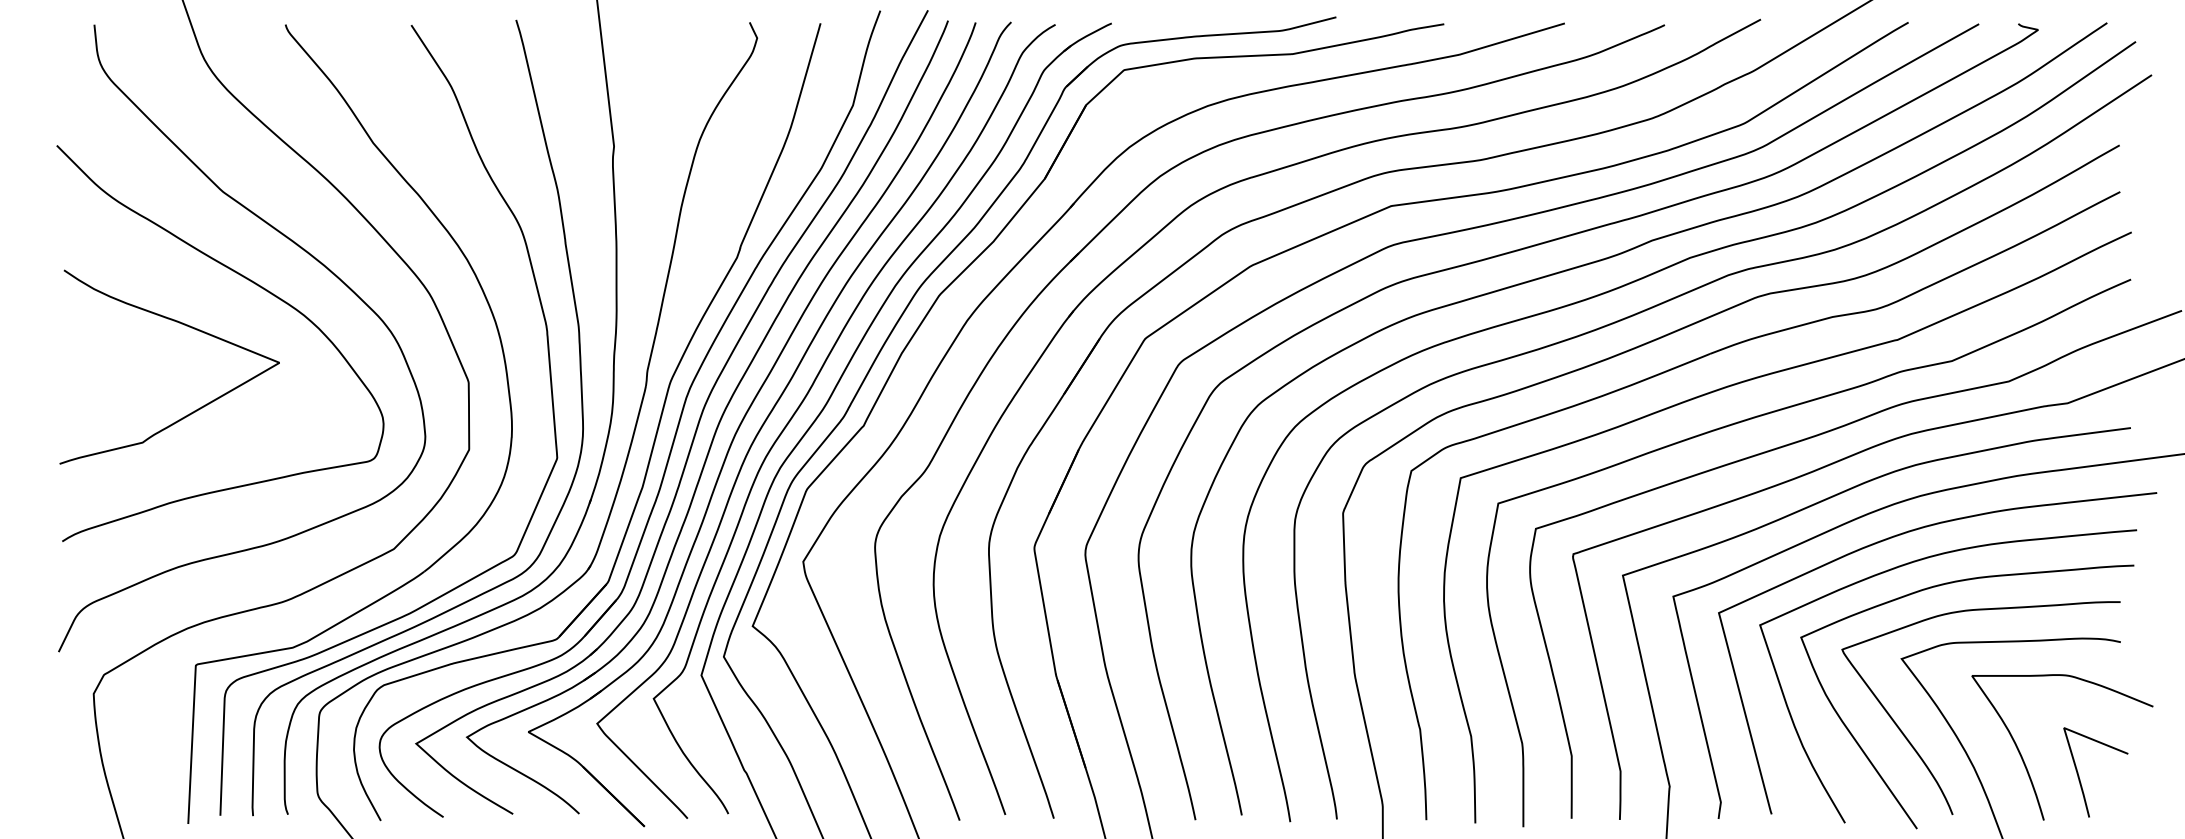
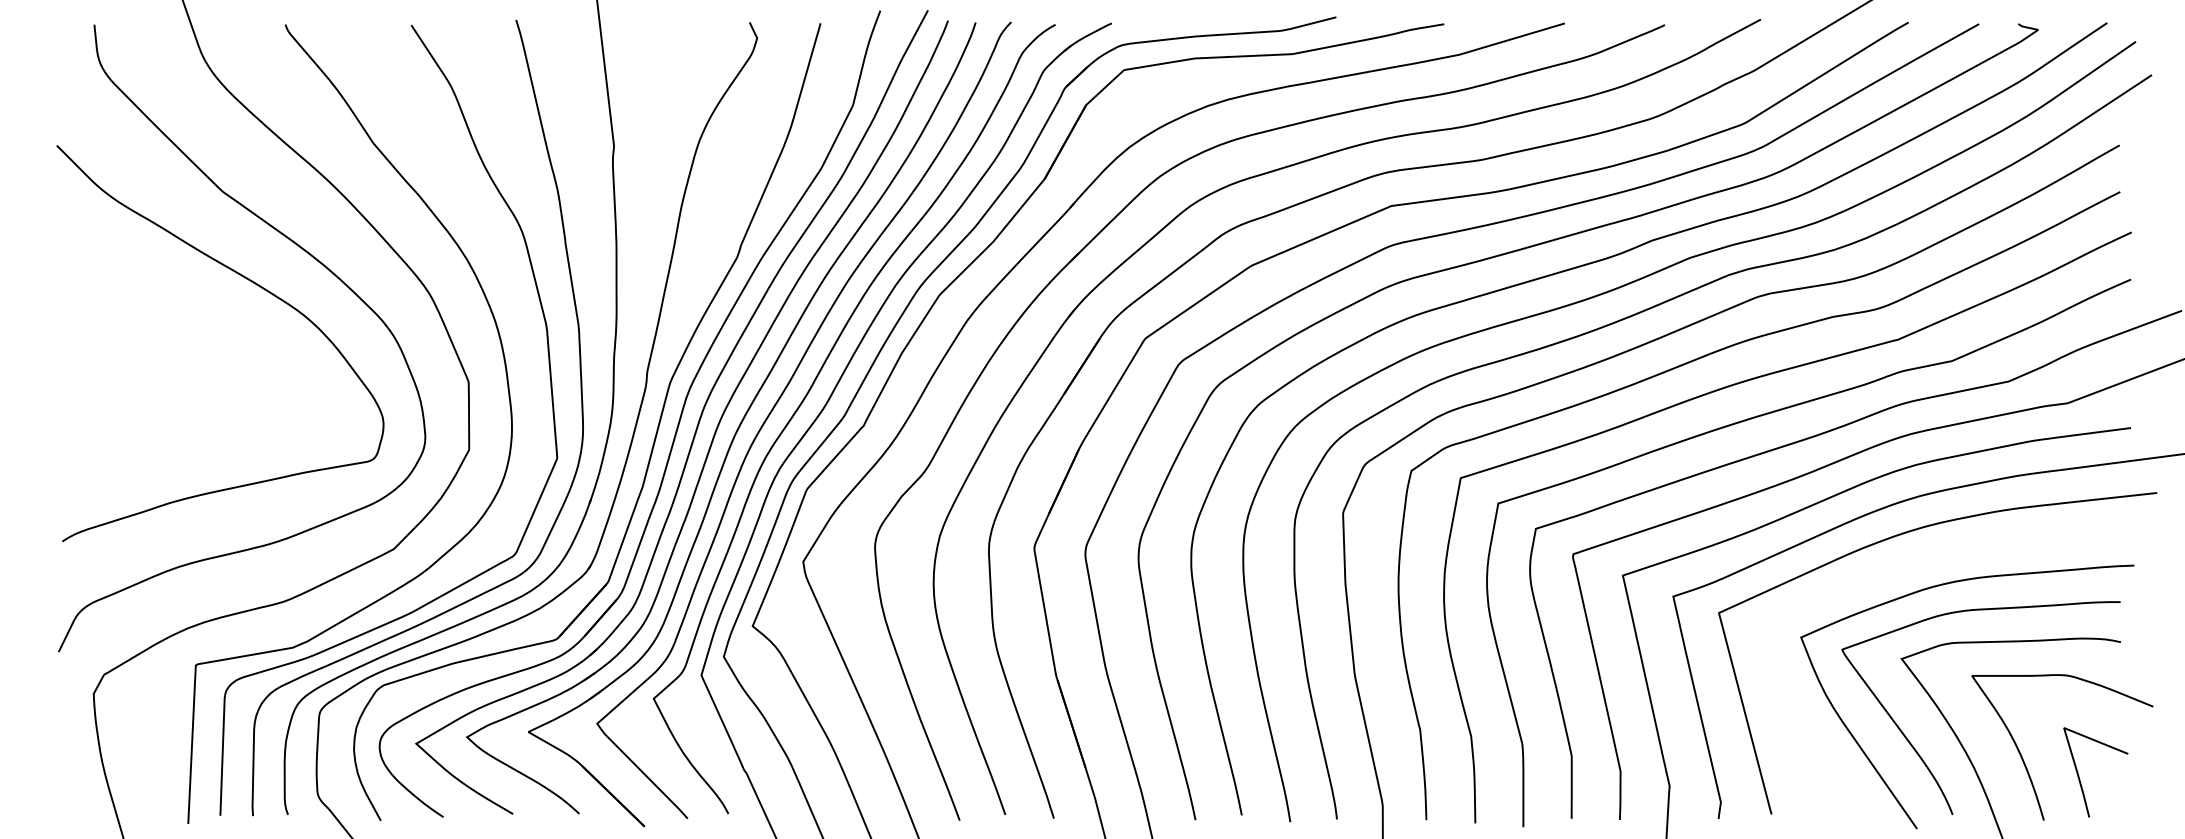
curve: present -> none (186, 326)
curve: present -> none (1912, 563)
